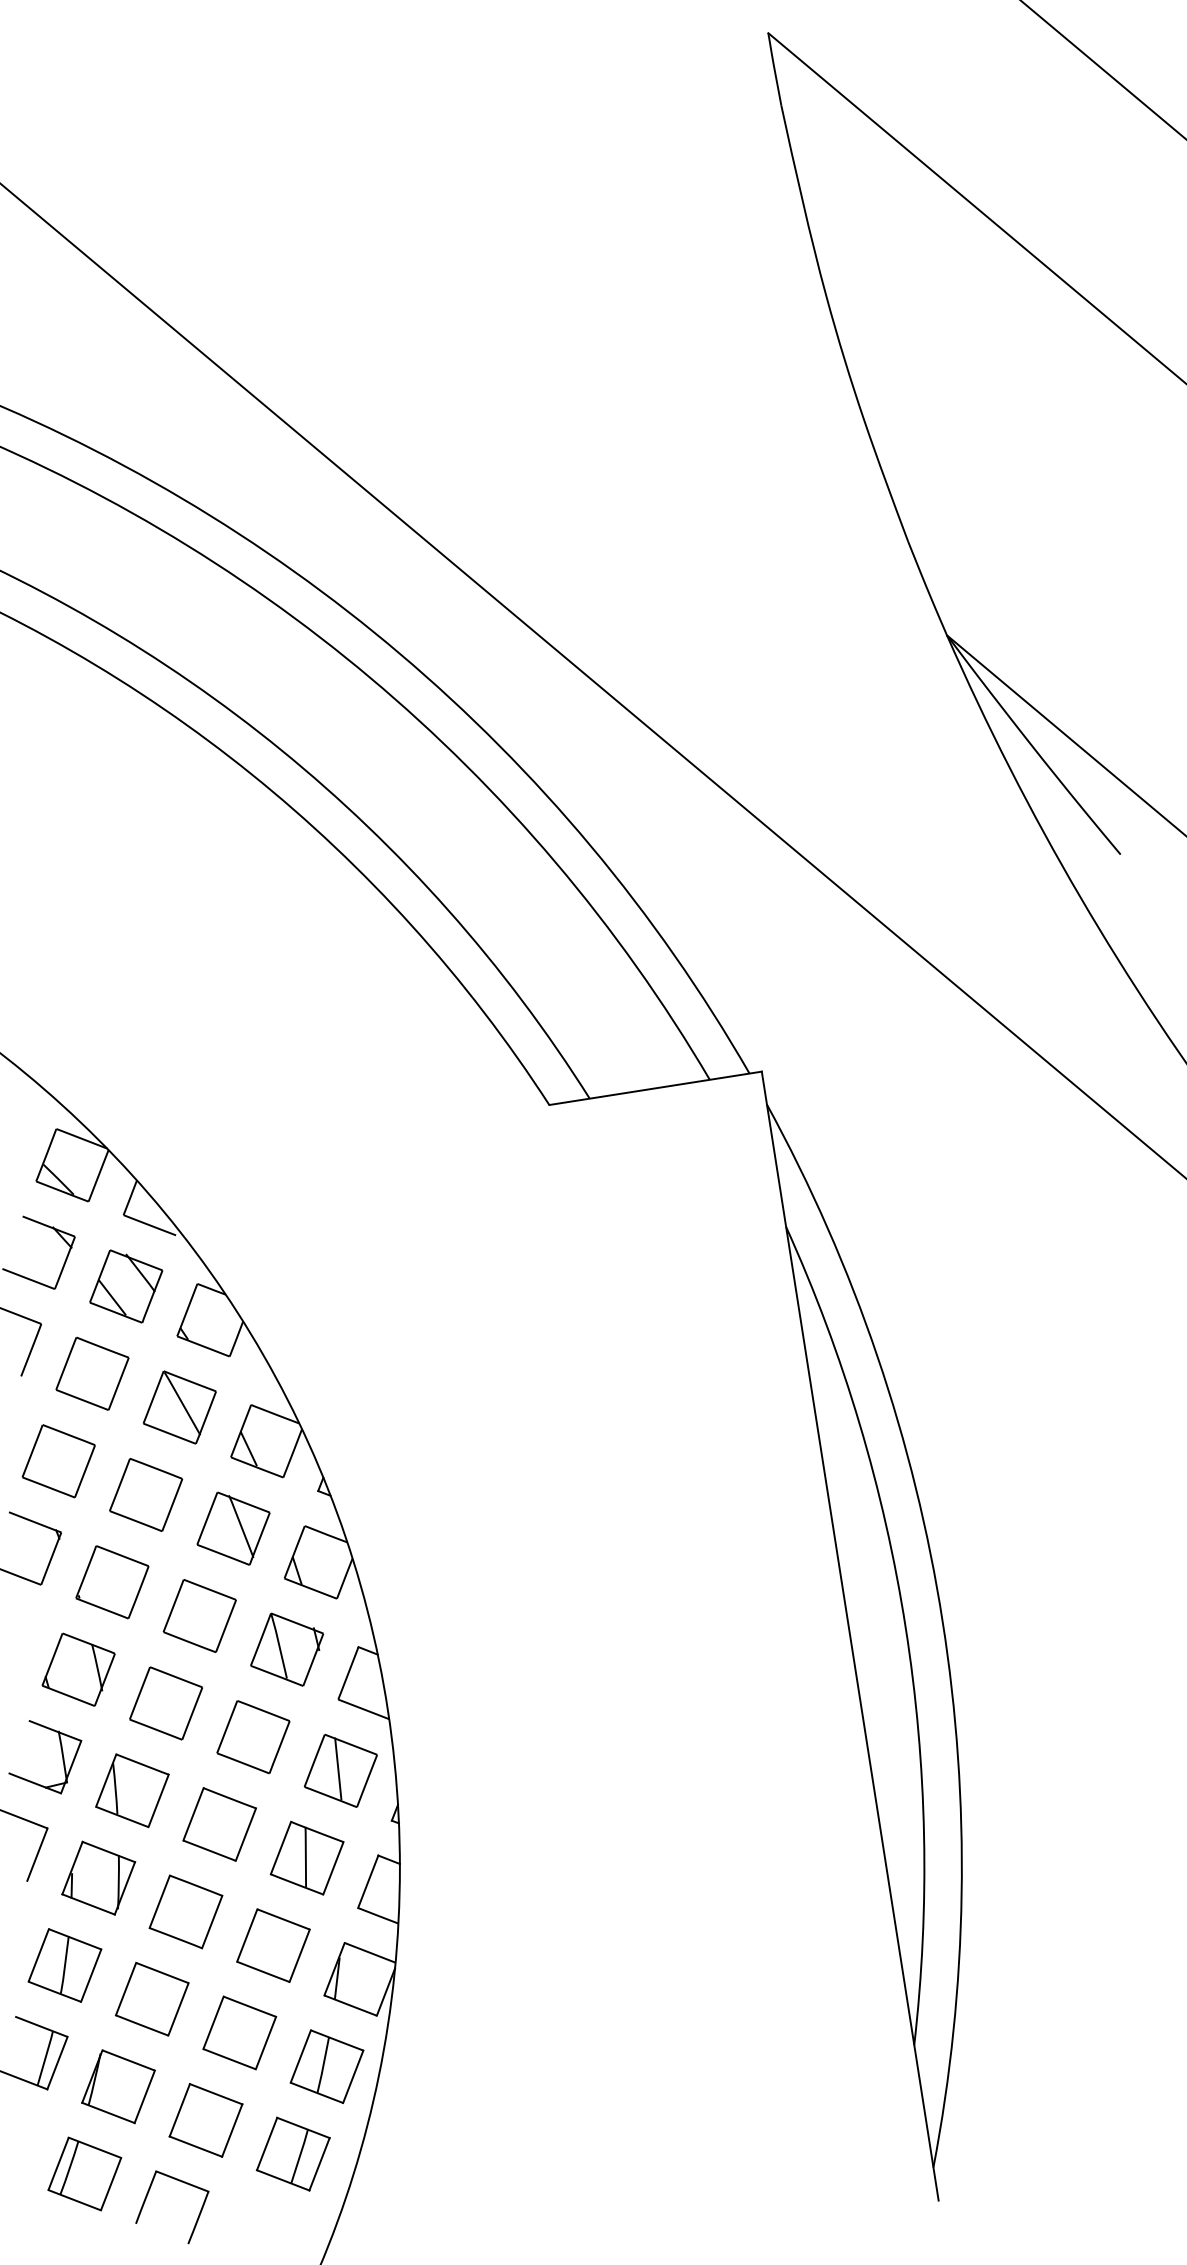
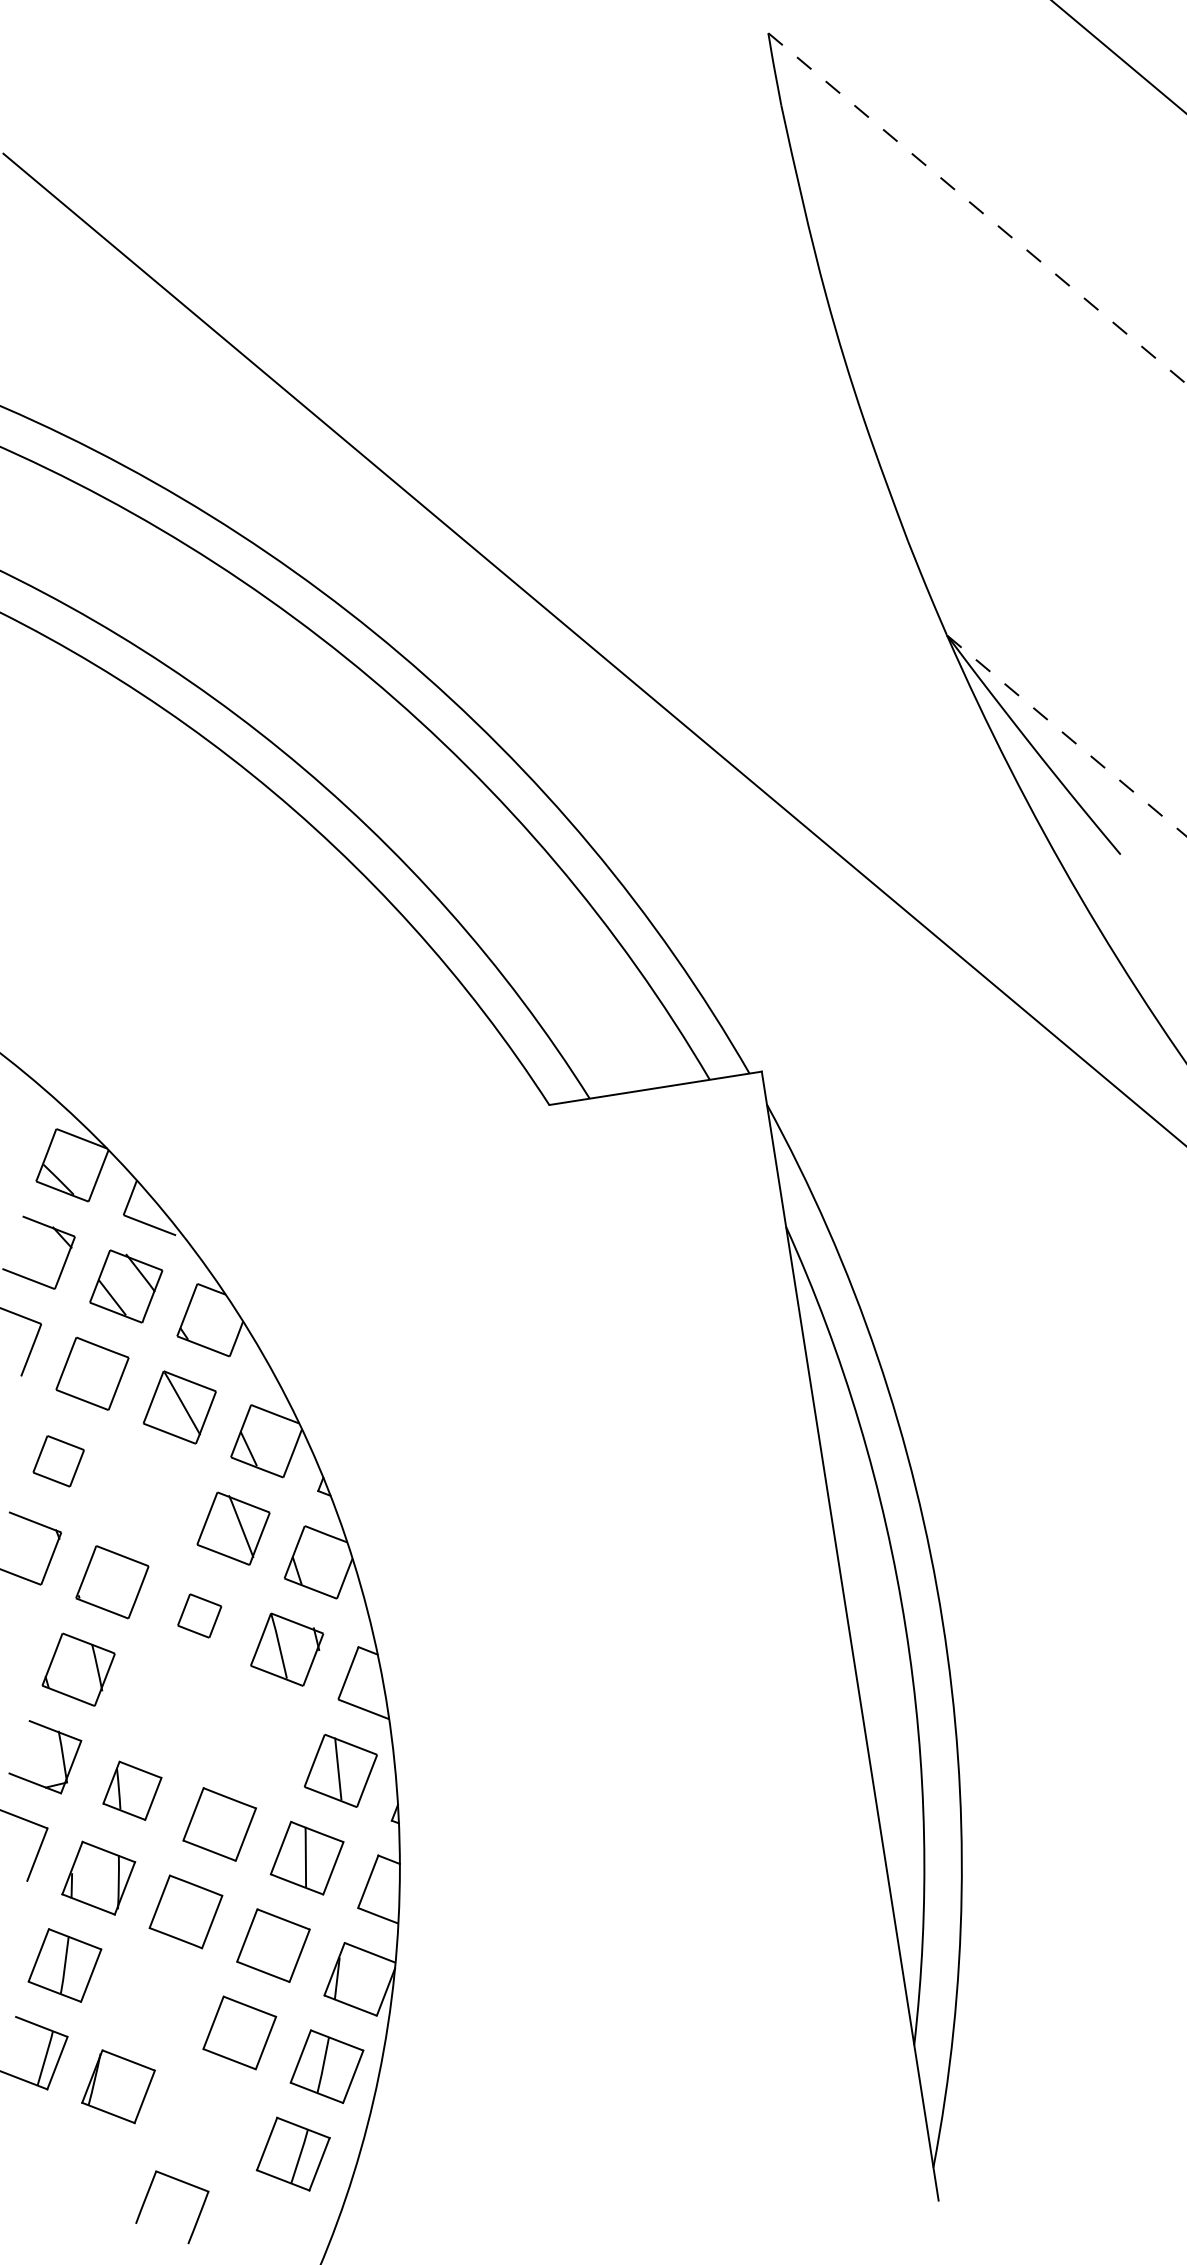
line position: (1102, 69) -> (1118, 56) (1118, 56)
line: solid -> dashed (977, 208)
line position: (592, 680) -> (593, 648) (593, 648)
line: solid -> dashed (1066, 735)
part size: 75x75 px -> 53x53 px (58, 1461)
part: present -> none (146, 1494)
part size: 75x74 px -> 46x46 px (199, 1615)
part: present -> none (166, 1703)
part: present -> none (253, 1737)
part size: 75x76 px -> 61x61 px (132, 1790)
part: present -> none (151, 1999)
part: present -> none (205, 2120)
part: present -> none (84, 2173)
